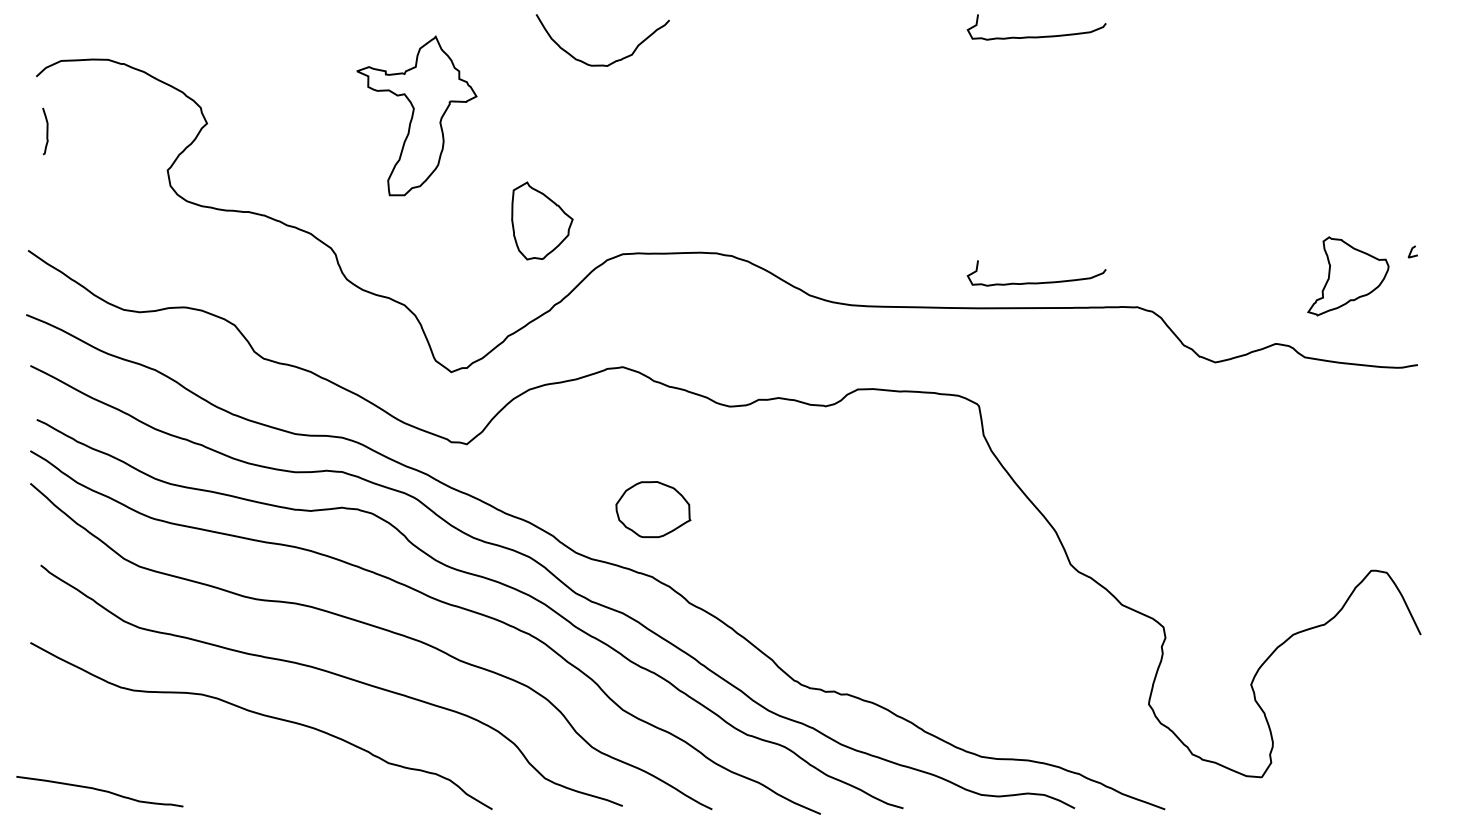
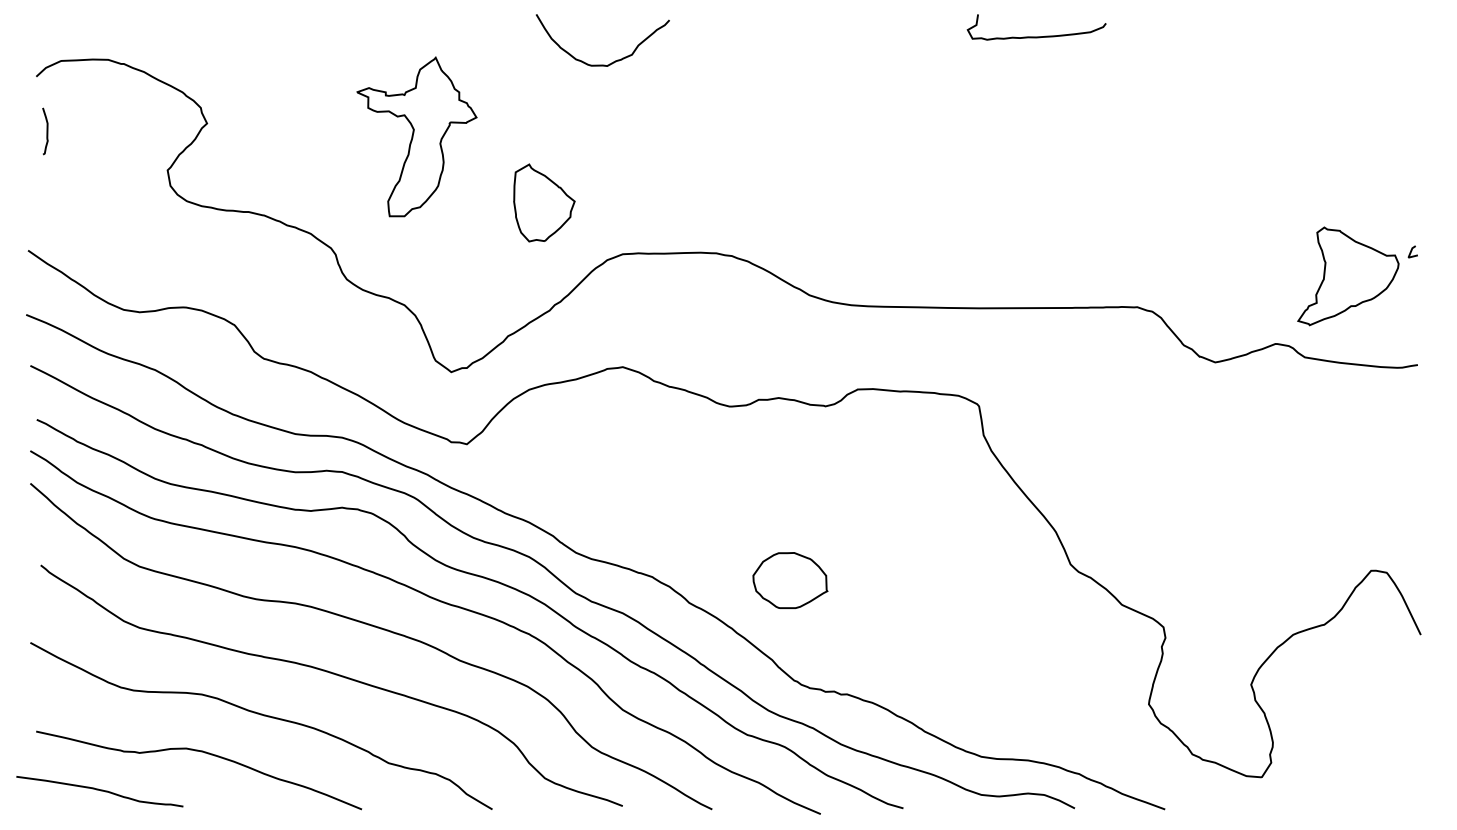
part position: (416, 115) -> (416, 136) (416, 136)
part position: (542, 220) -> (544, 202) (544, 202)
part size: 83x81 px -> 103x101 px (1348, 276)
curve: present -> none (1036, 282)
part position: (653, 509) -> (790, 580) (790, 580)
curve: none -> present (204, 753)
